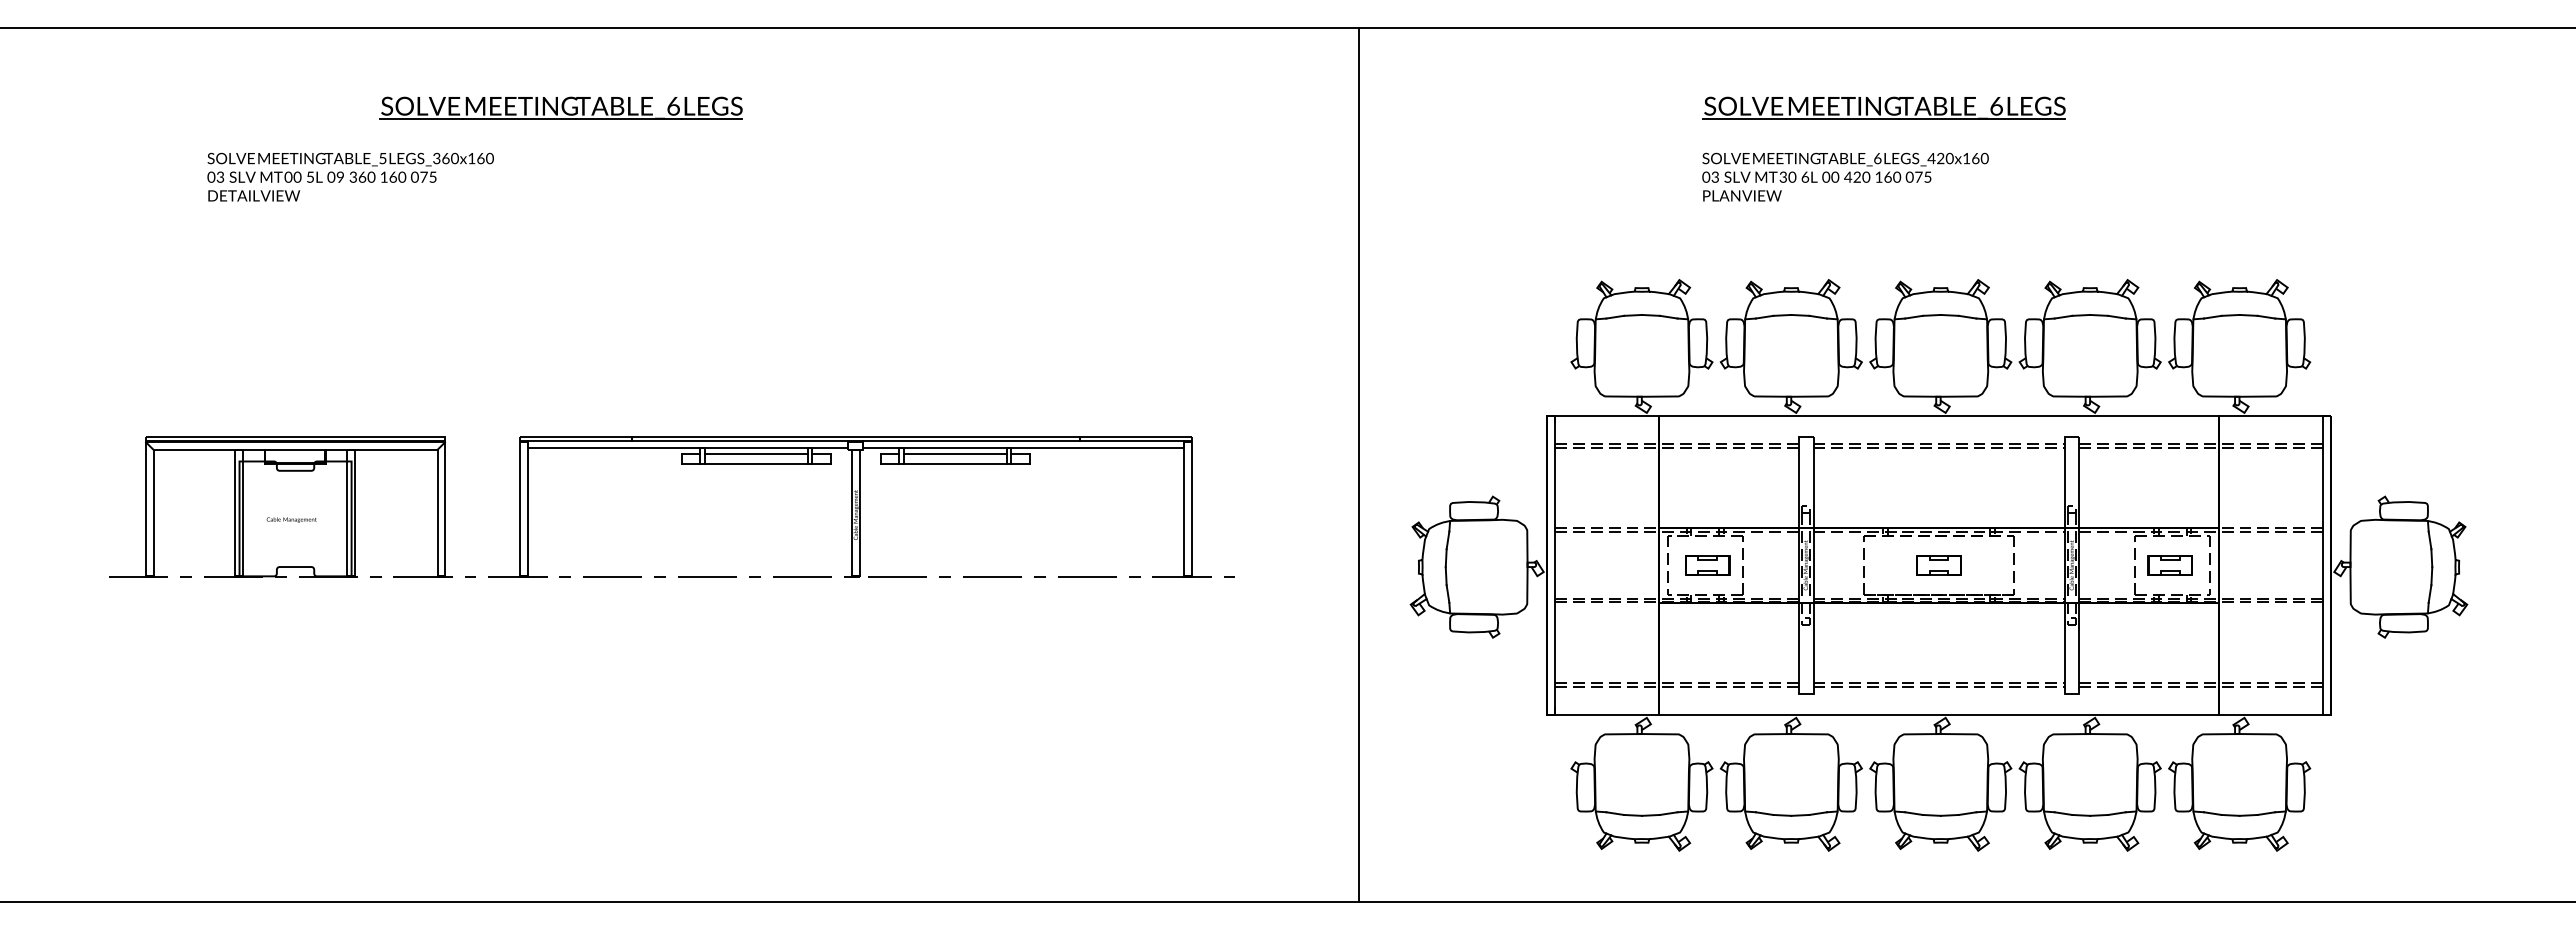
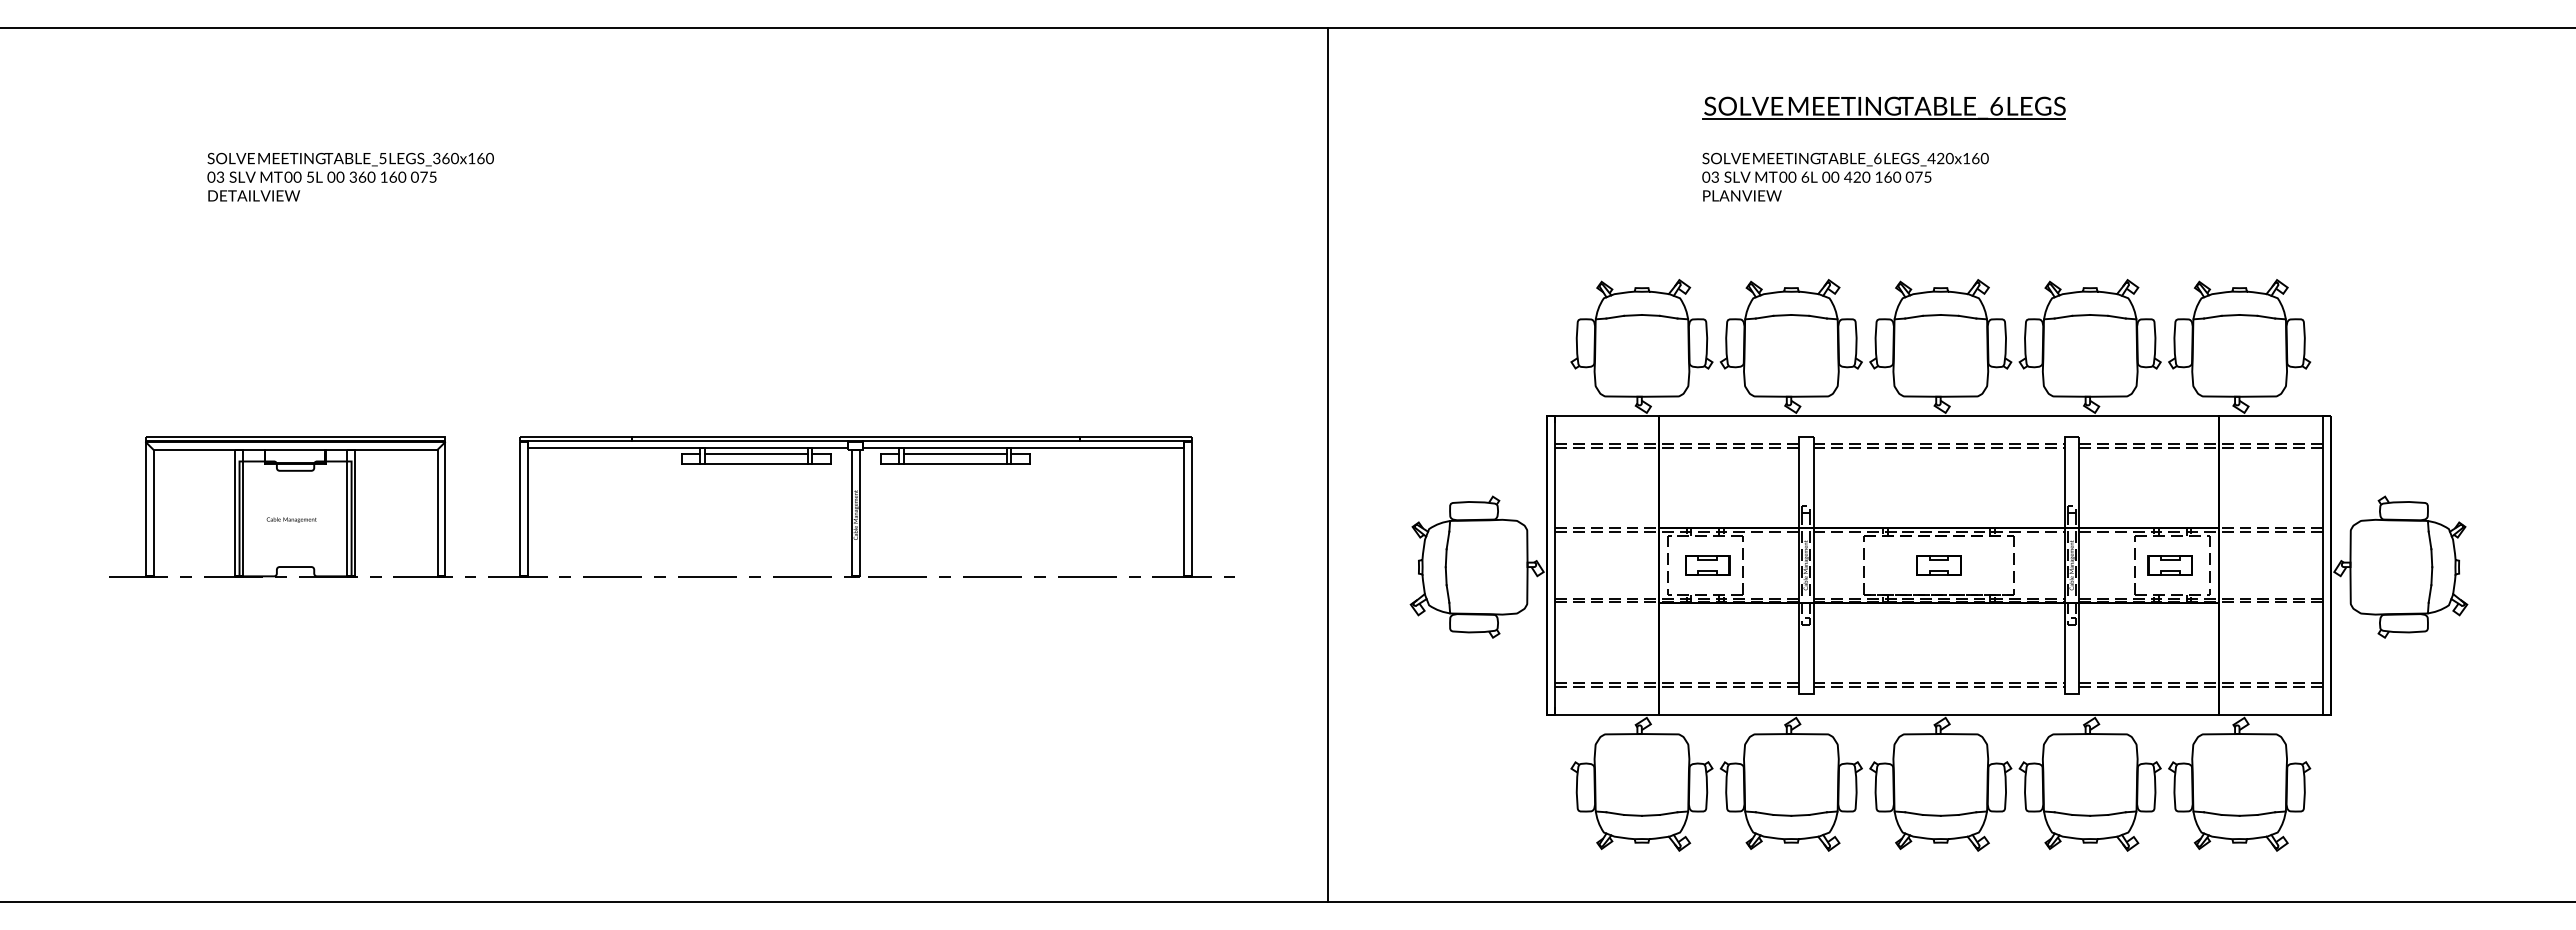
part: present -> none (560, 107)
text: 09 -> 00 (340, 177)
text: 30 -> 00 (1783, 177)
line position: (1359, 464) -> (1328, 464) (1328, 464)
